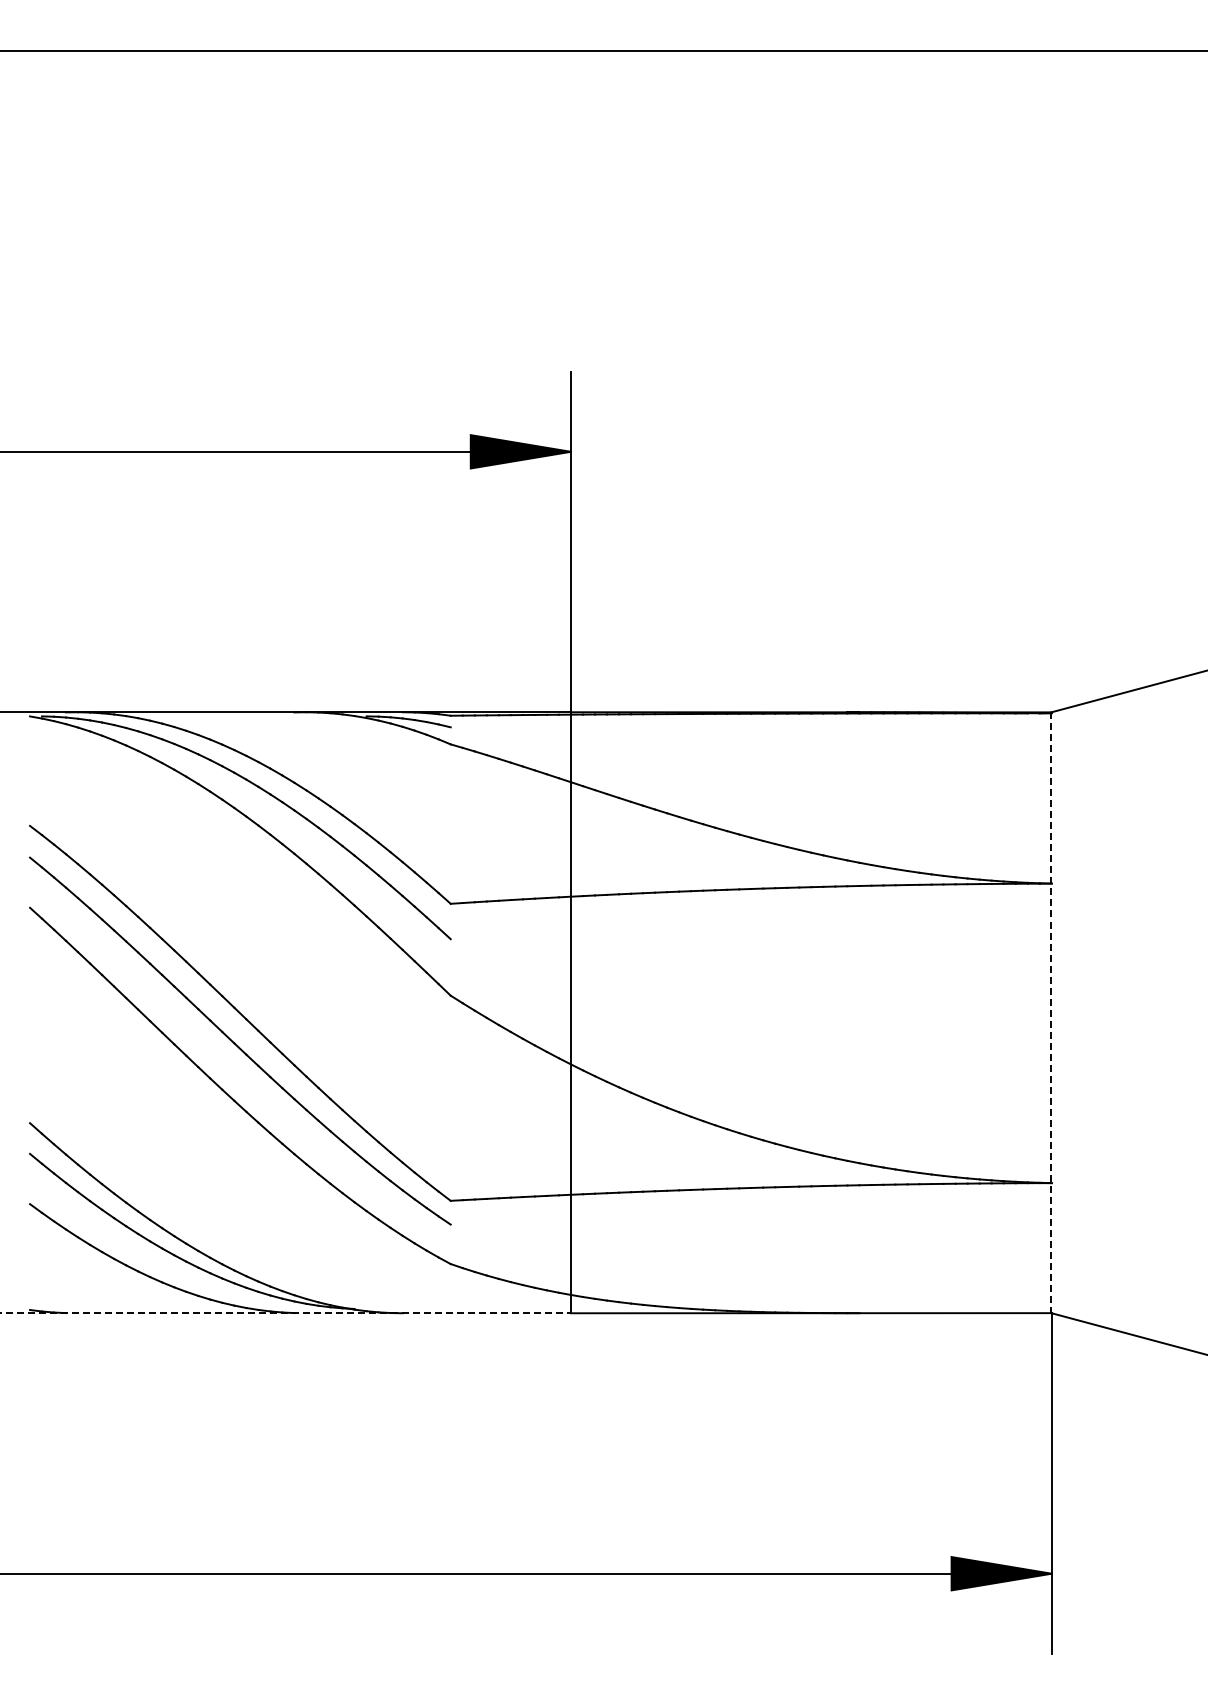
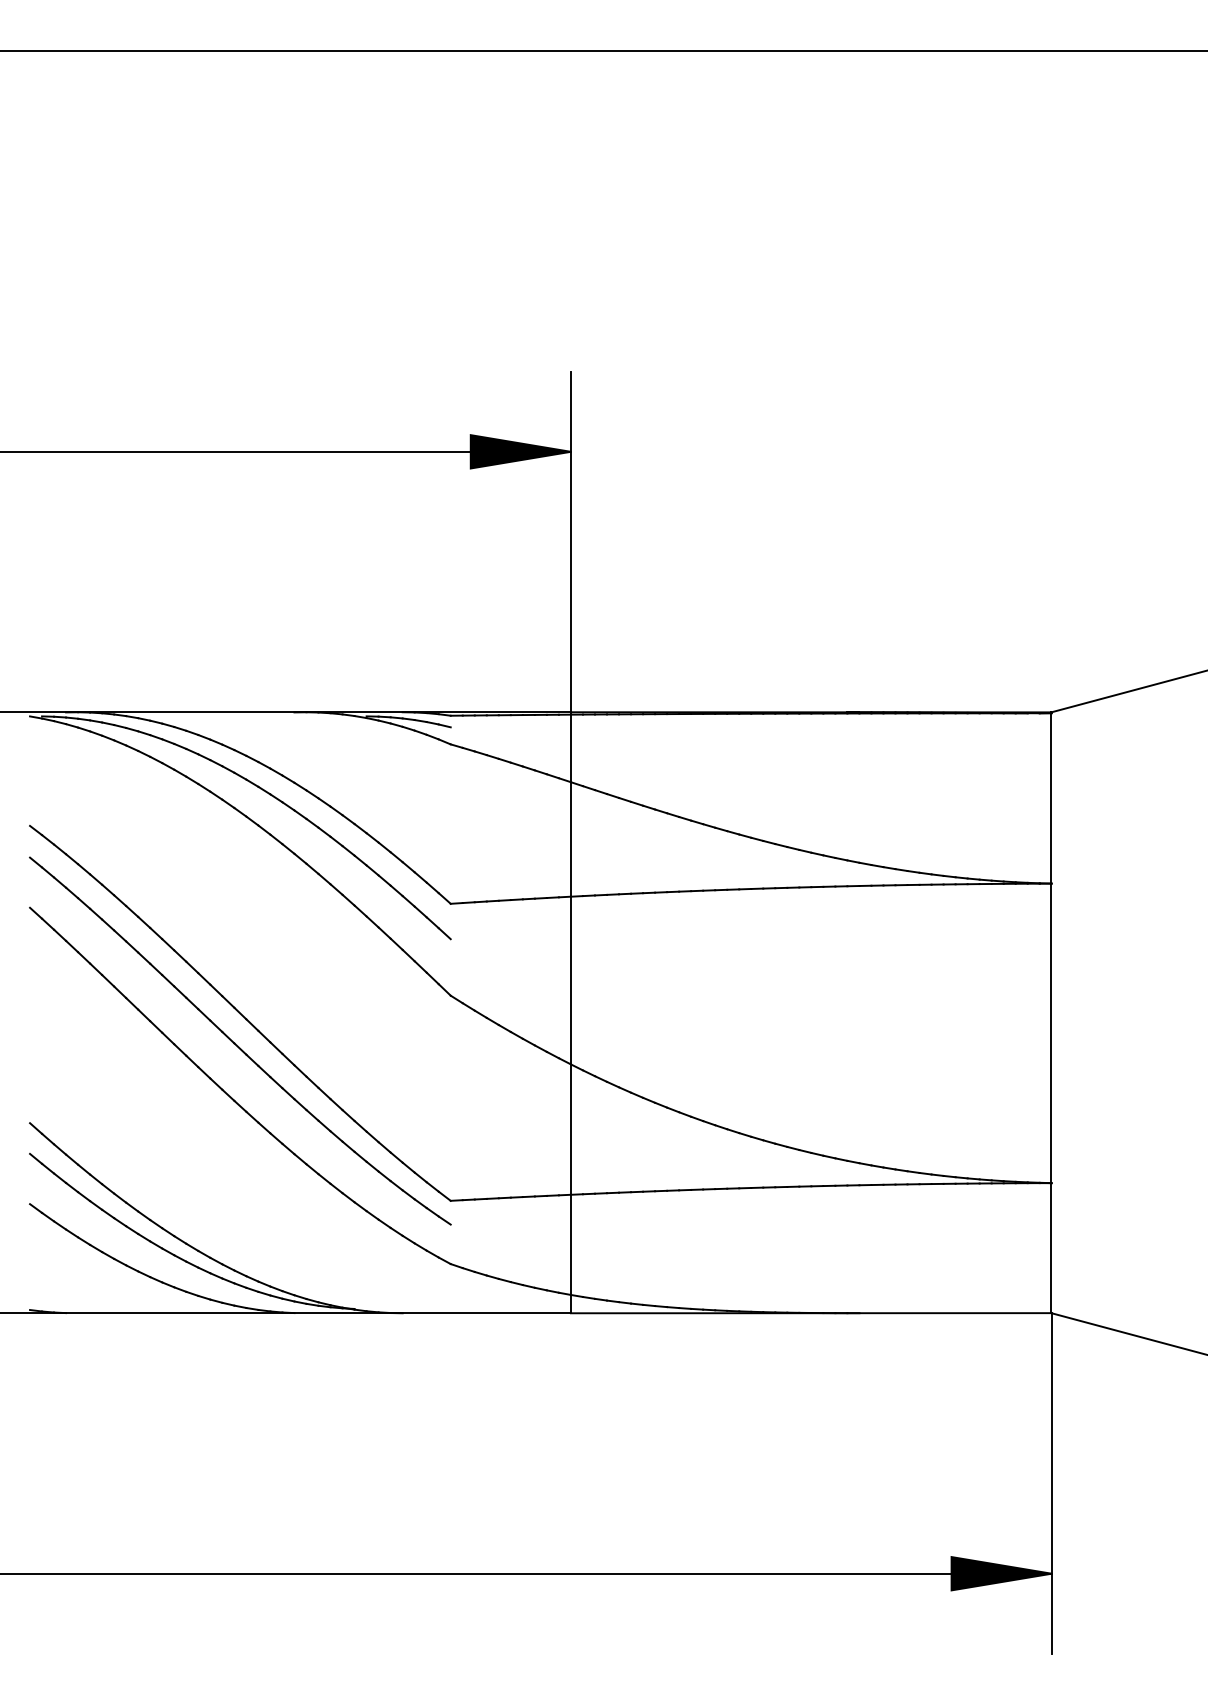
line: dashed -> solid (1051, 1013)
line: dashed -> solid (285, 1313)
